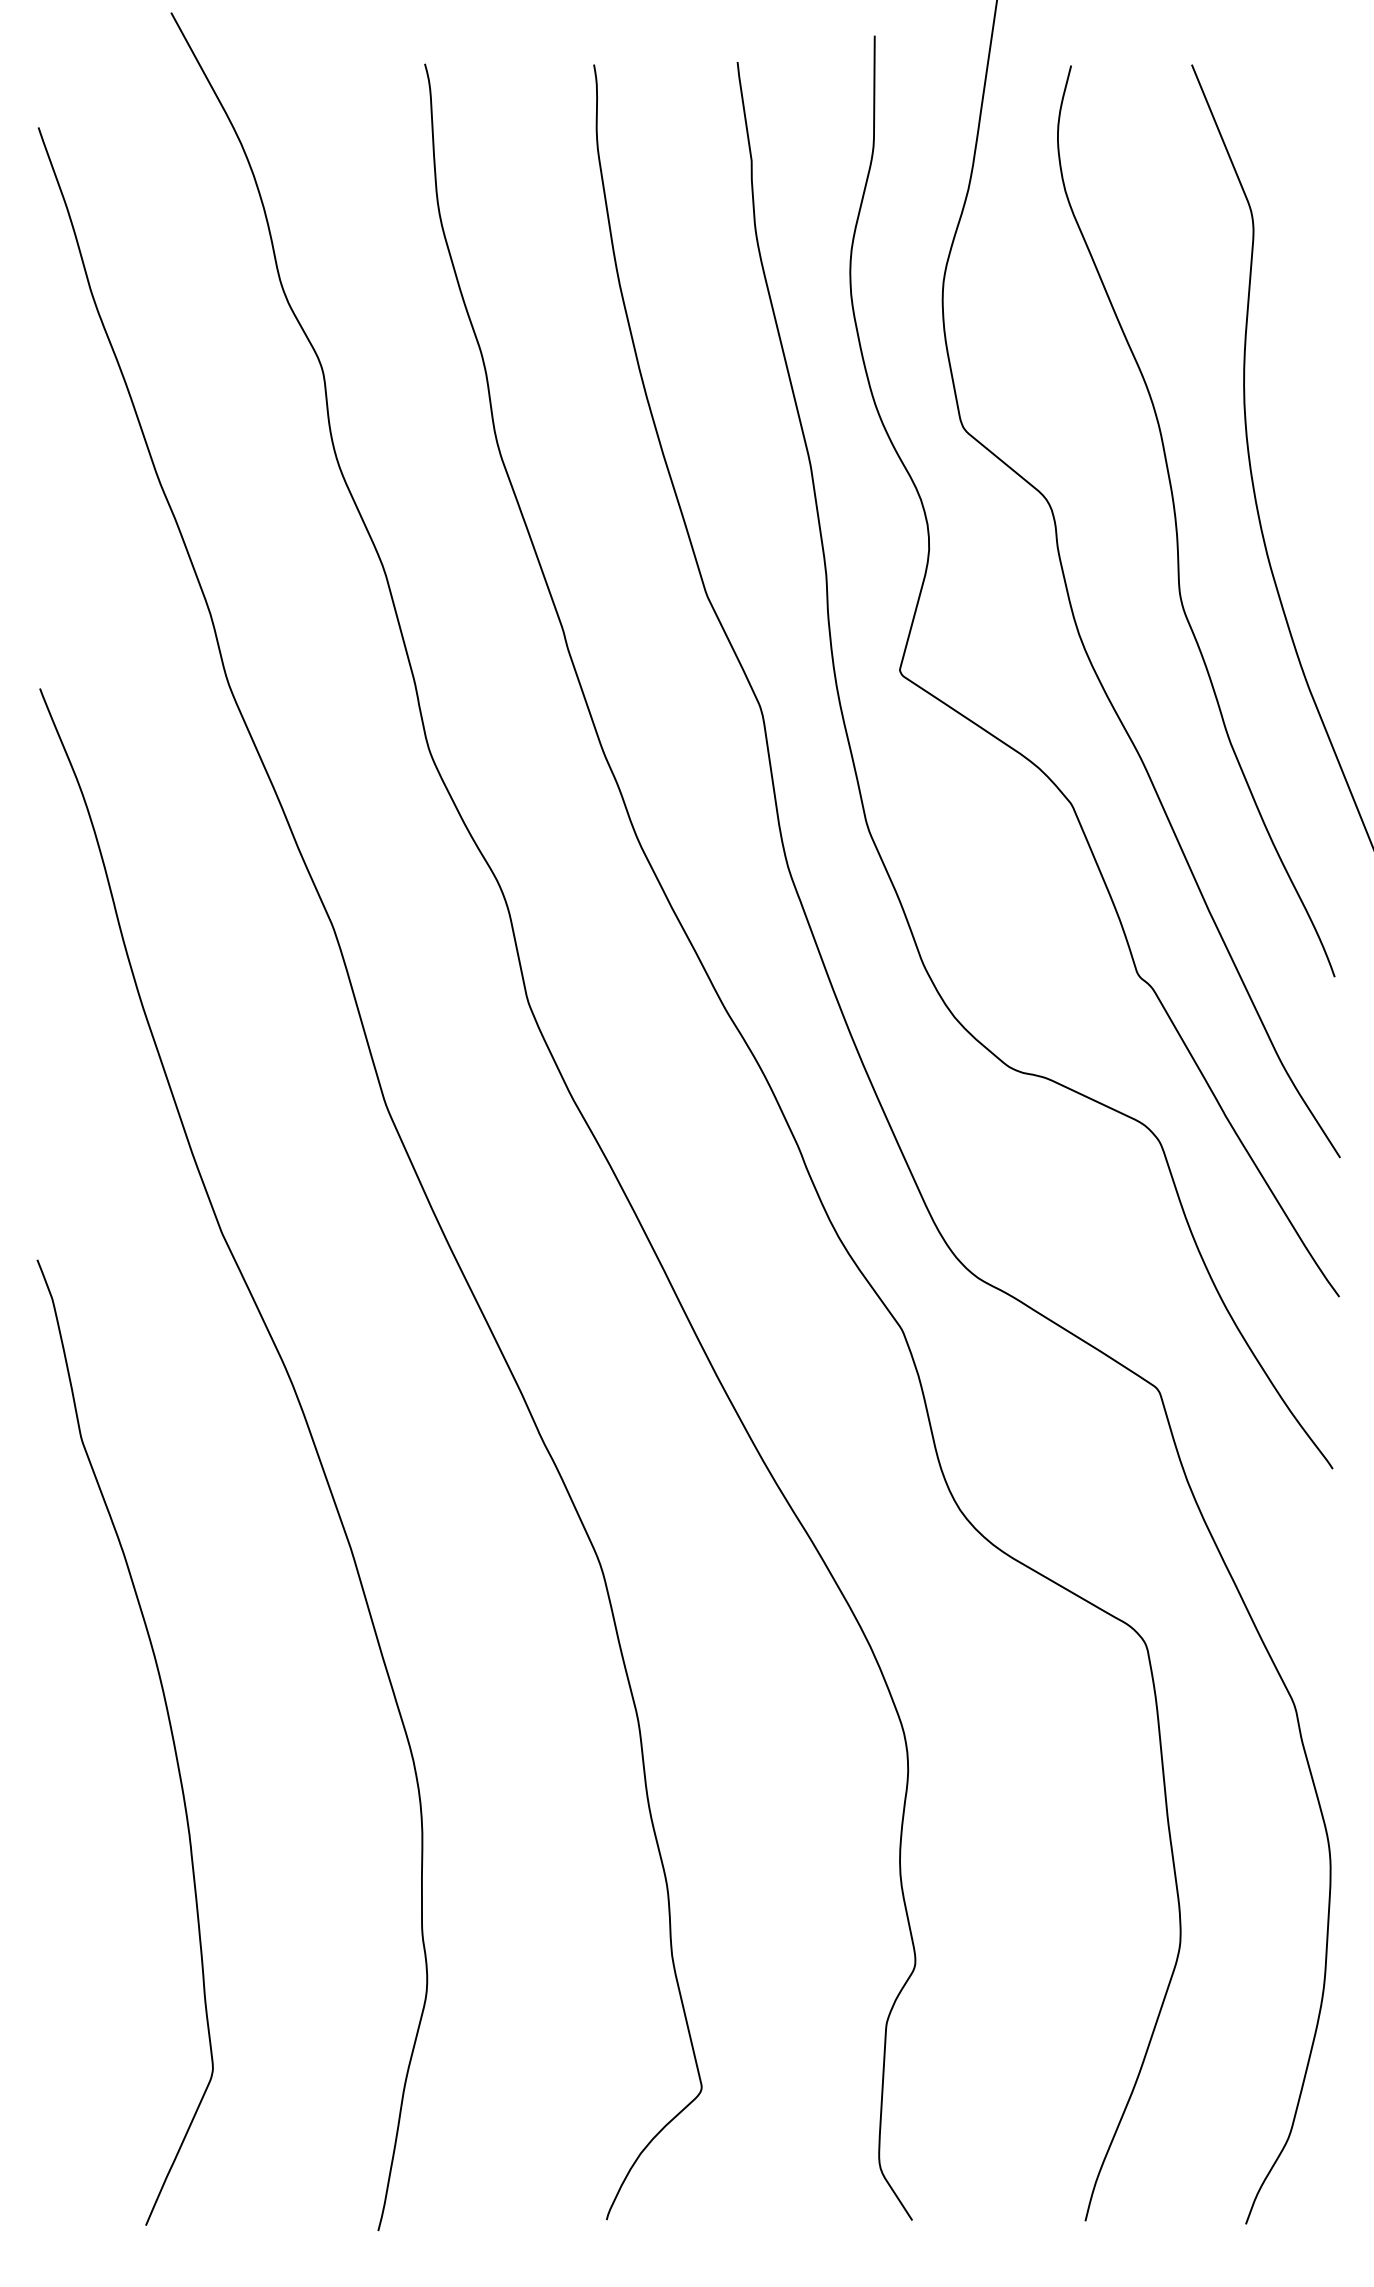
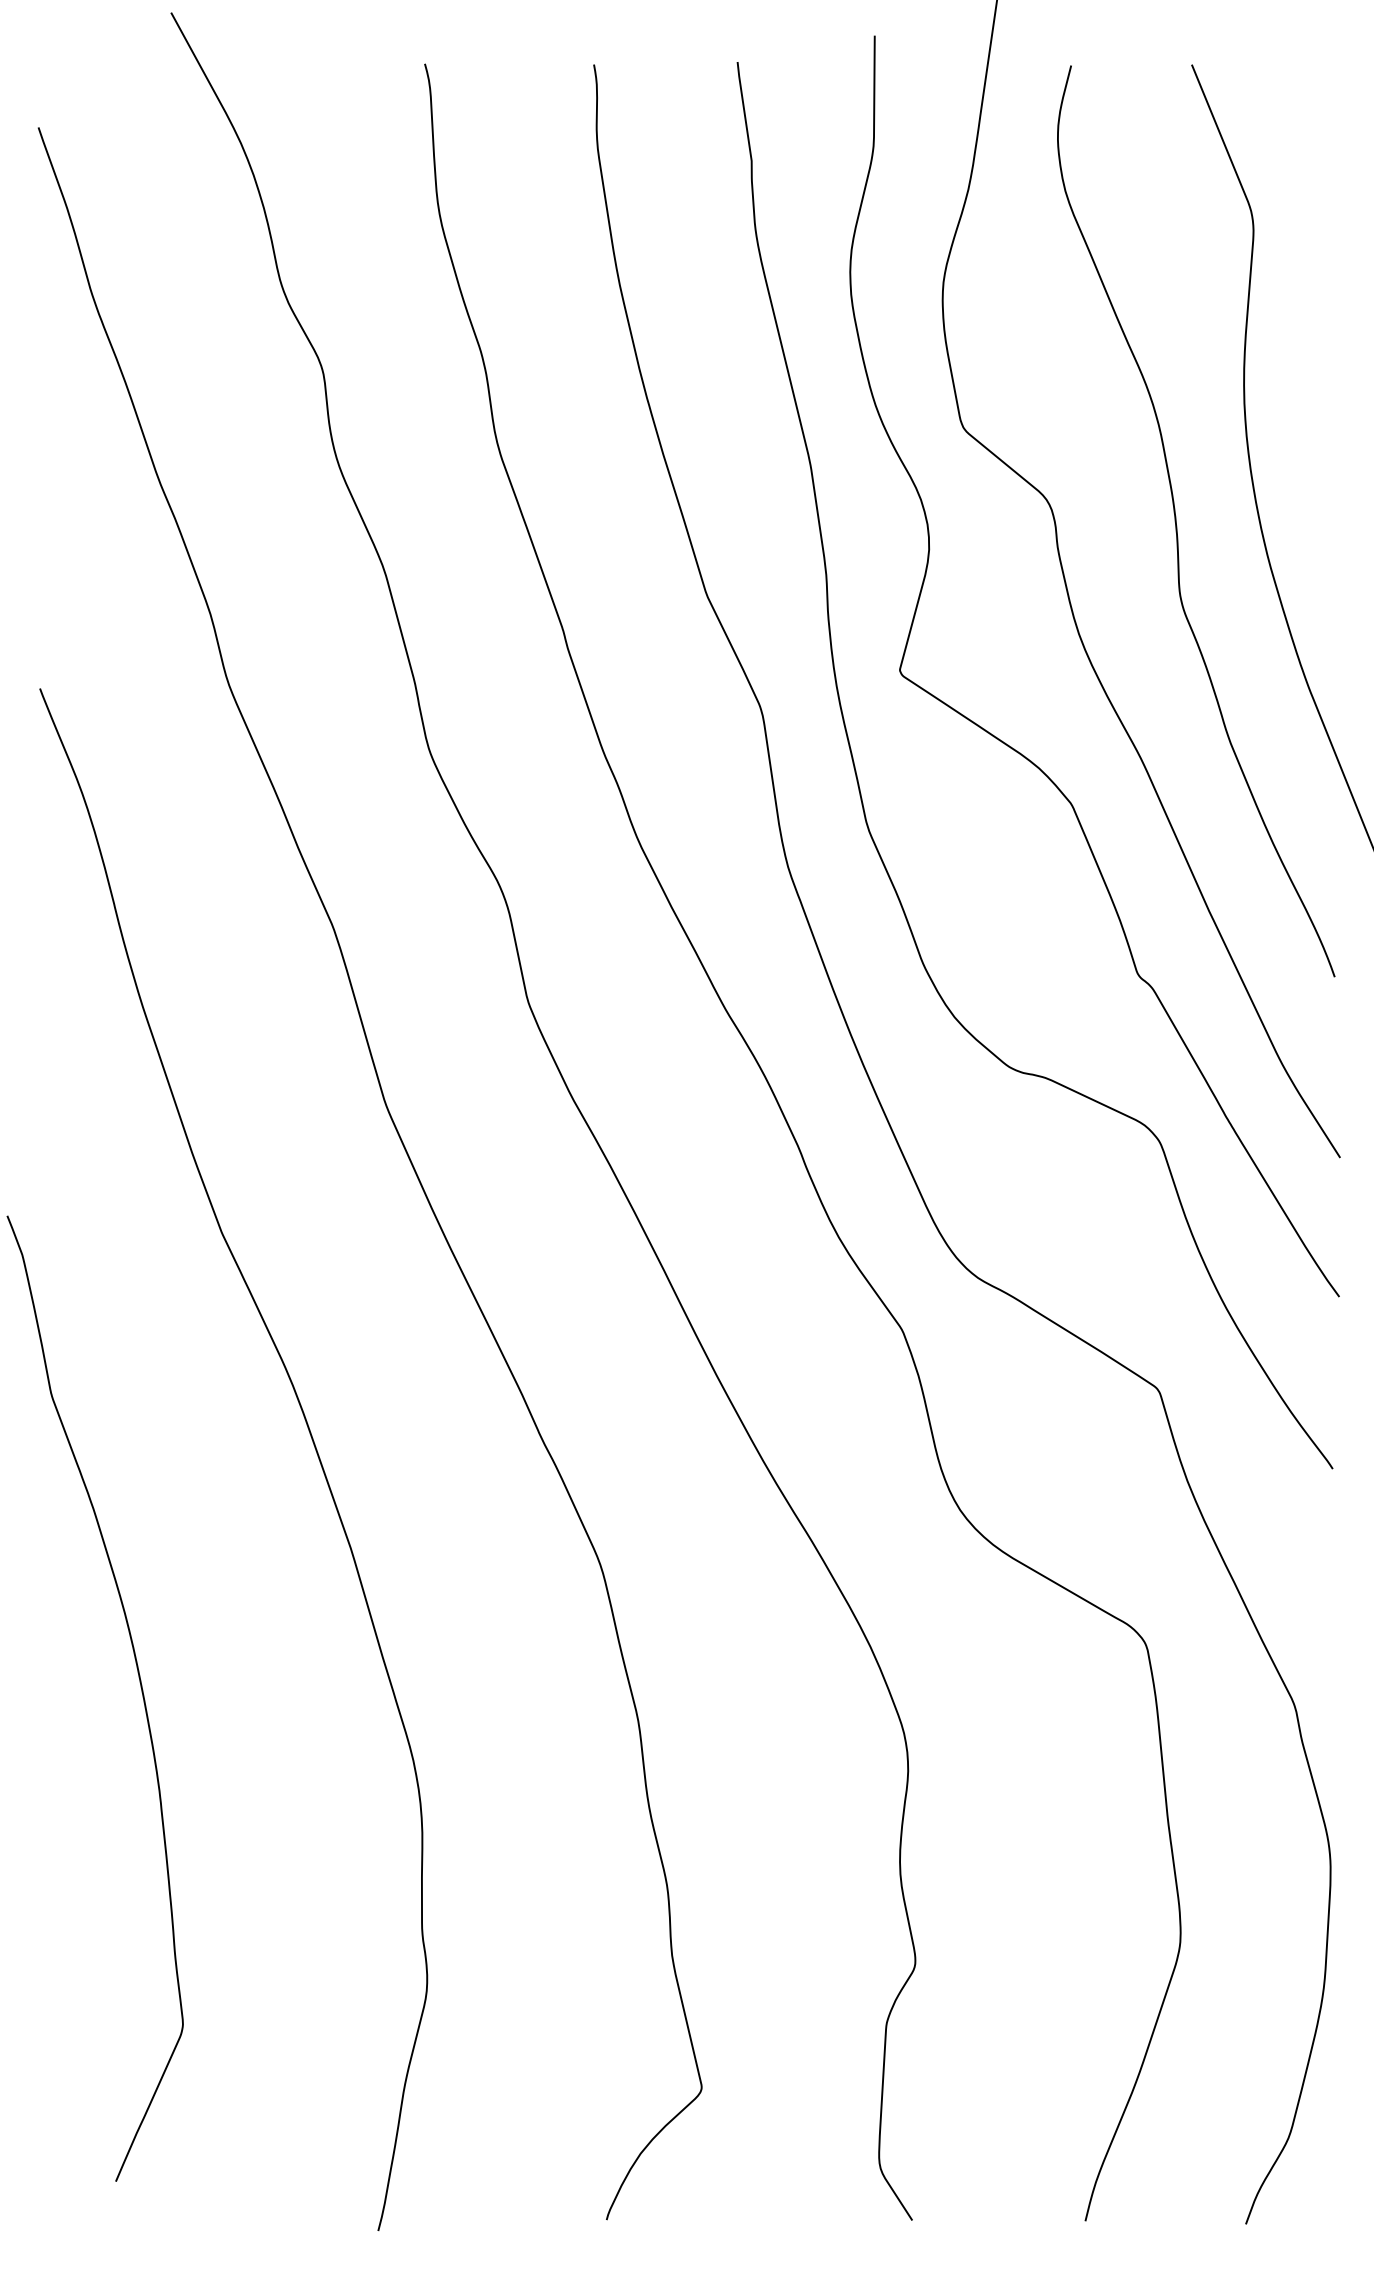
curve position: (170, 1731) -> (140, 1687) (140, 1687)
